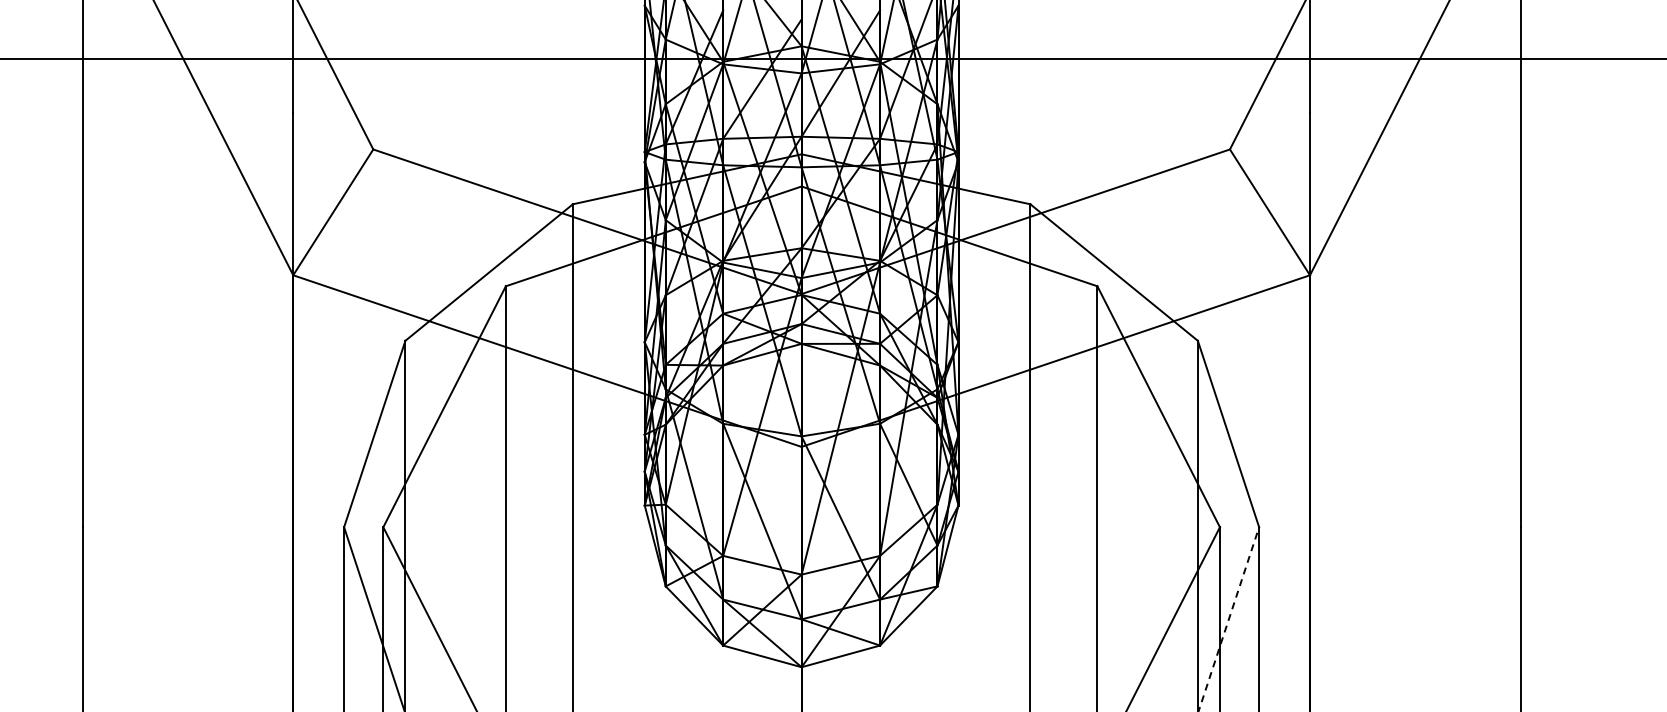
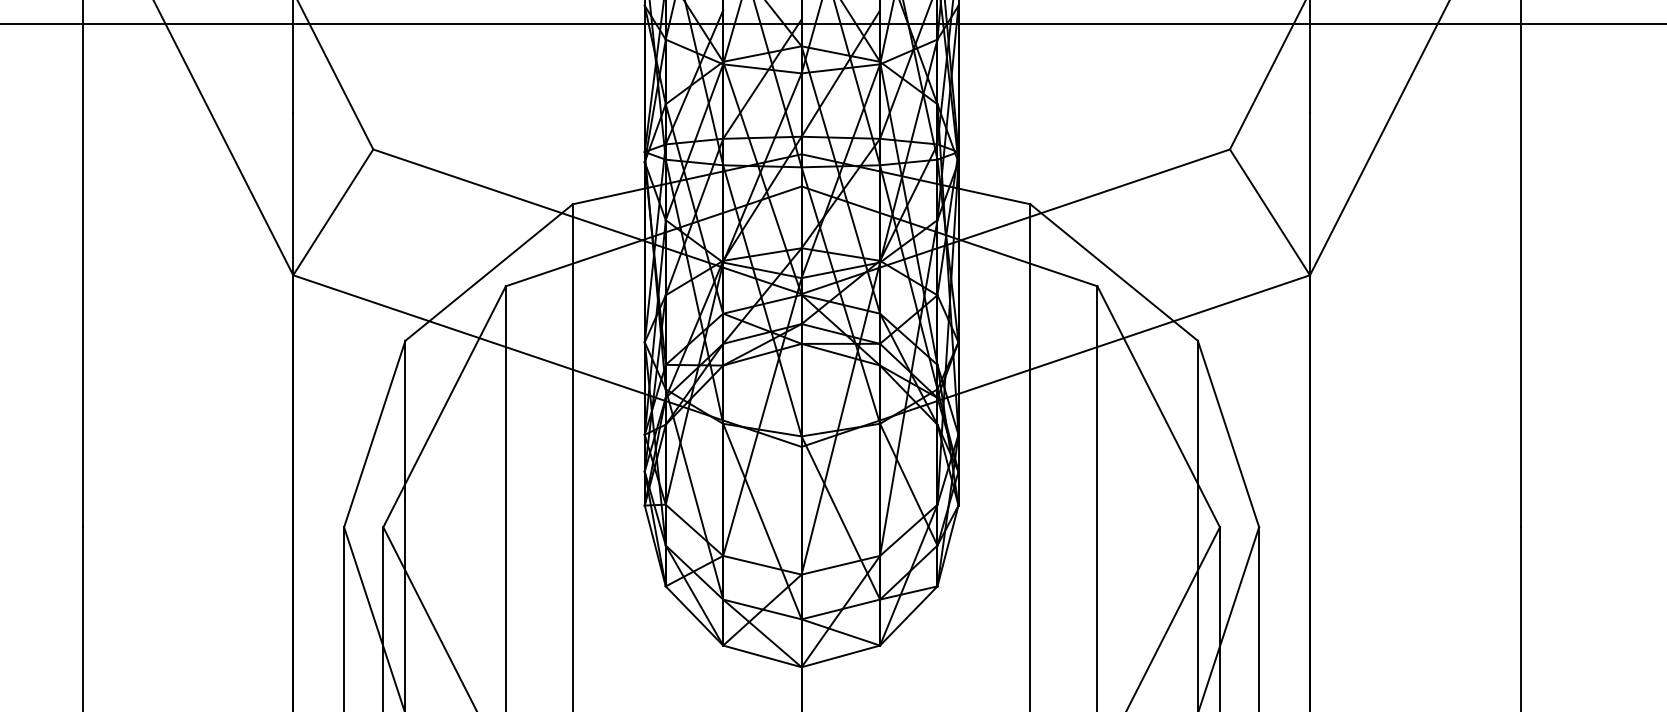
line position: (832, 58) -> (832, 23) (832, 23)
line: dashed -> solid (1228, 619)
